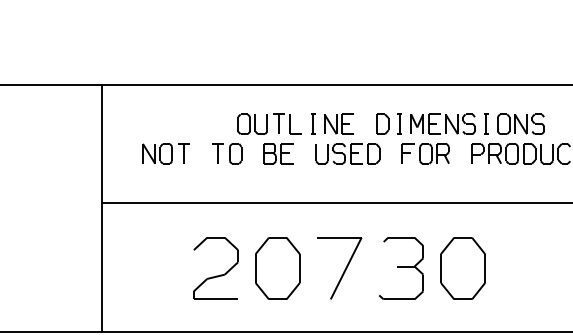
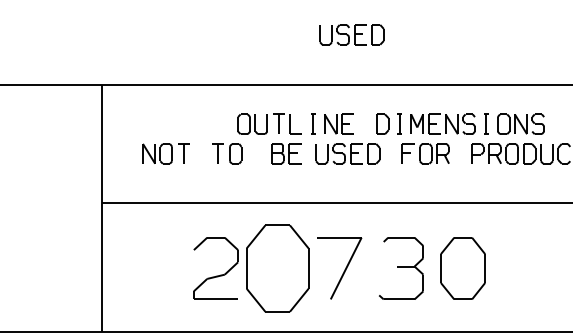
part: none -> present (351, 34)
part position: (278, 153) -> (286, 153) (286, 153)
part size: 46x63 px -> 64x89 px (277, 268)
